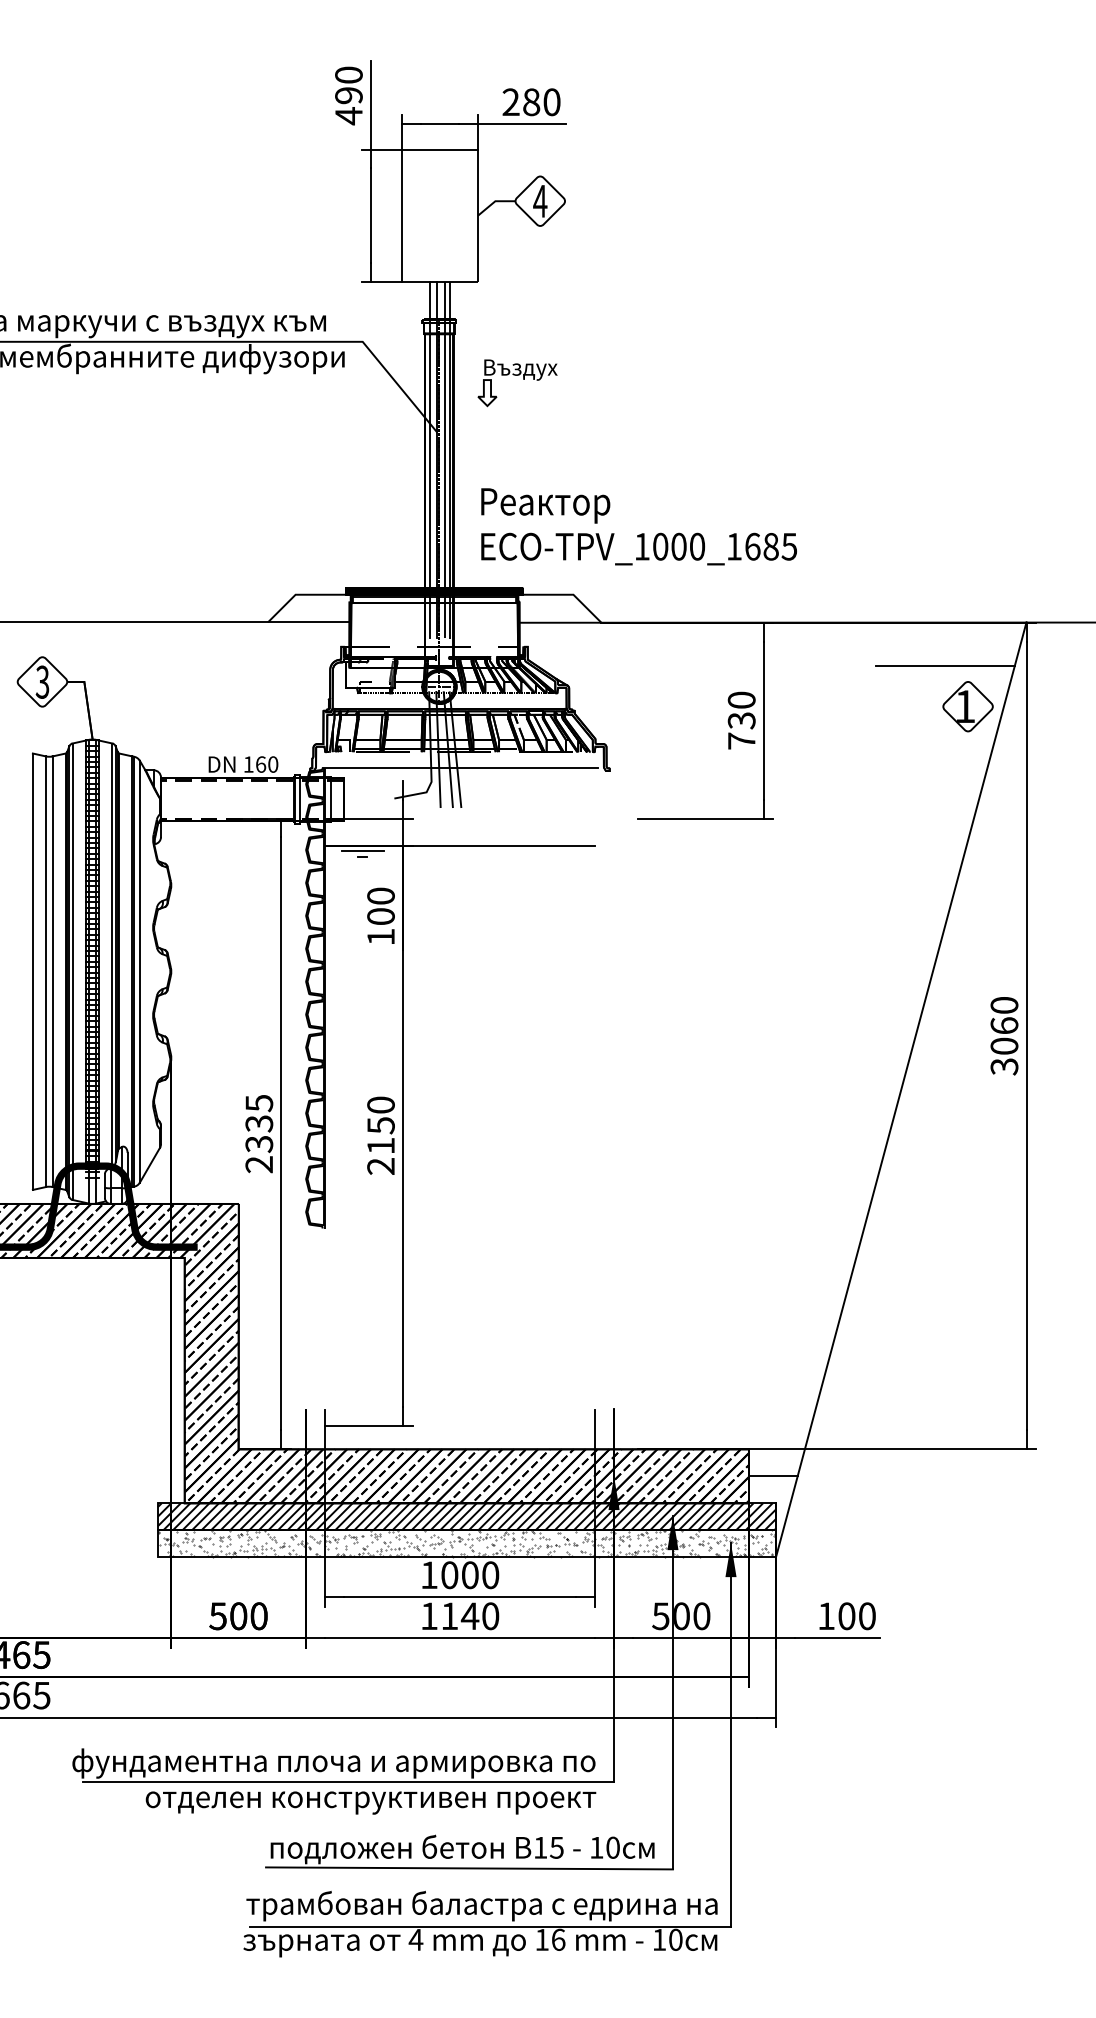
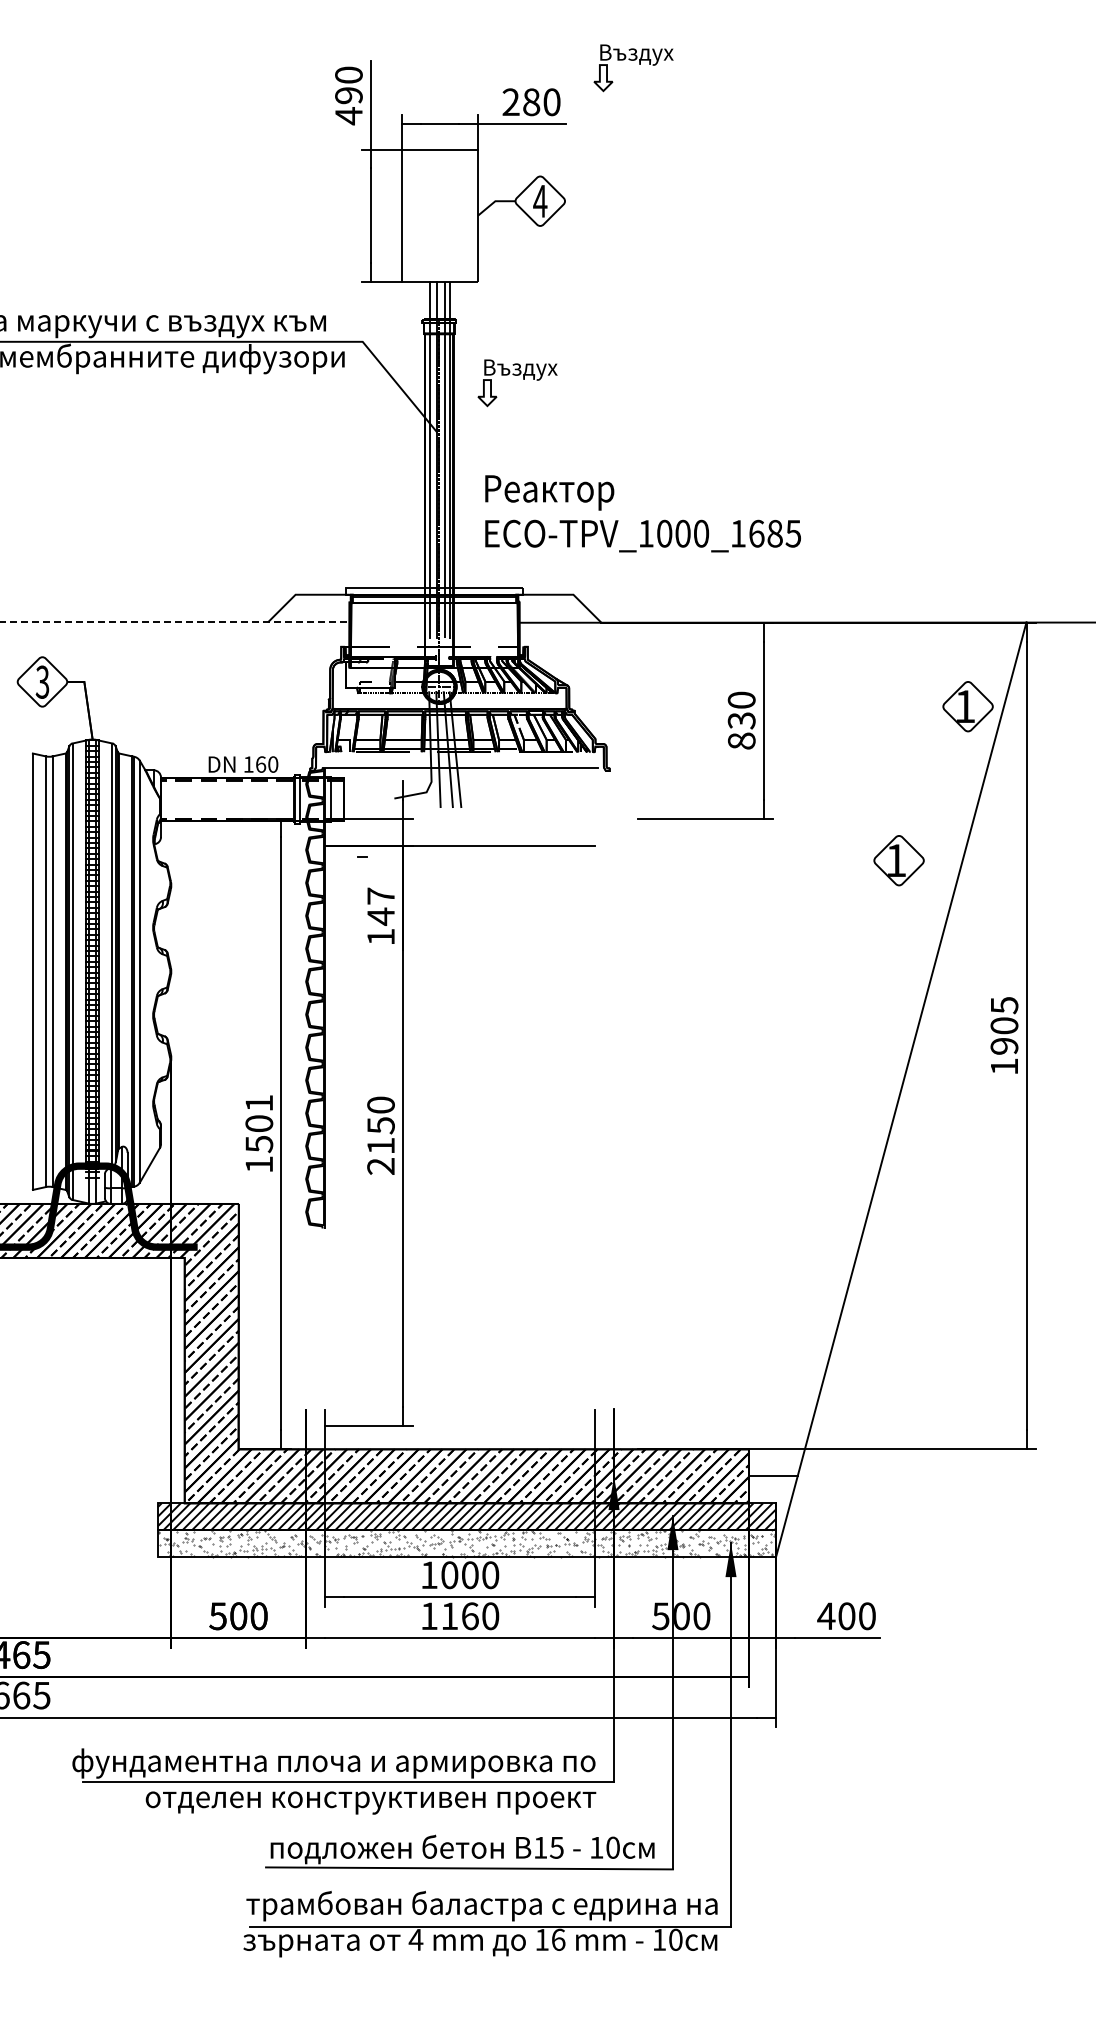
part: none -> present (639, 64)
text position: (638, 526) -> (642, 513) (642, 513)
hatch: present -> none (434, 590)
line: solid -> dashed (175, 622)
line: present -> none (945, 666)
text: 730 -> 830 (741, 740)
line: present -> none (362, 851)
part: none -> present (898, 860)
text: 100 -> 147 (380, 906)
text: 3060 -> 1905 (1004, 1036)
text: 2335 -> 1501 (259, 1134)
text: 100 -> 400 (826, 1615)
text: 1140 -> 1160 (469, 1616)
